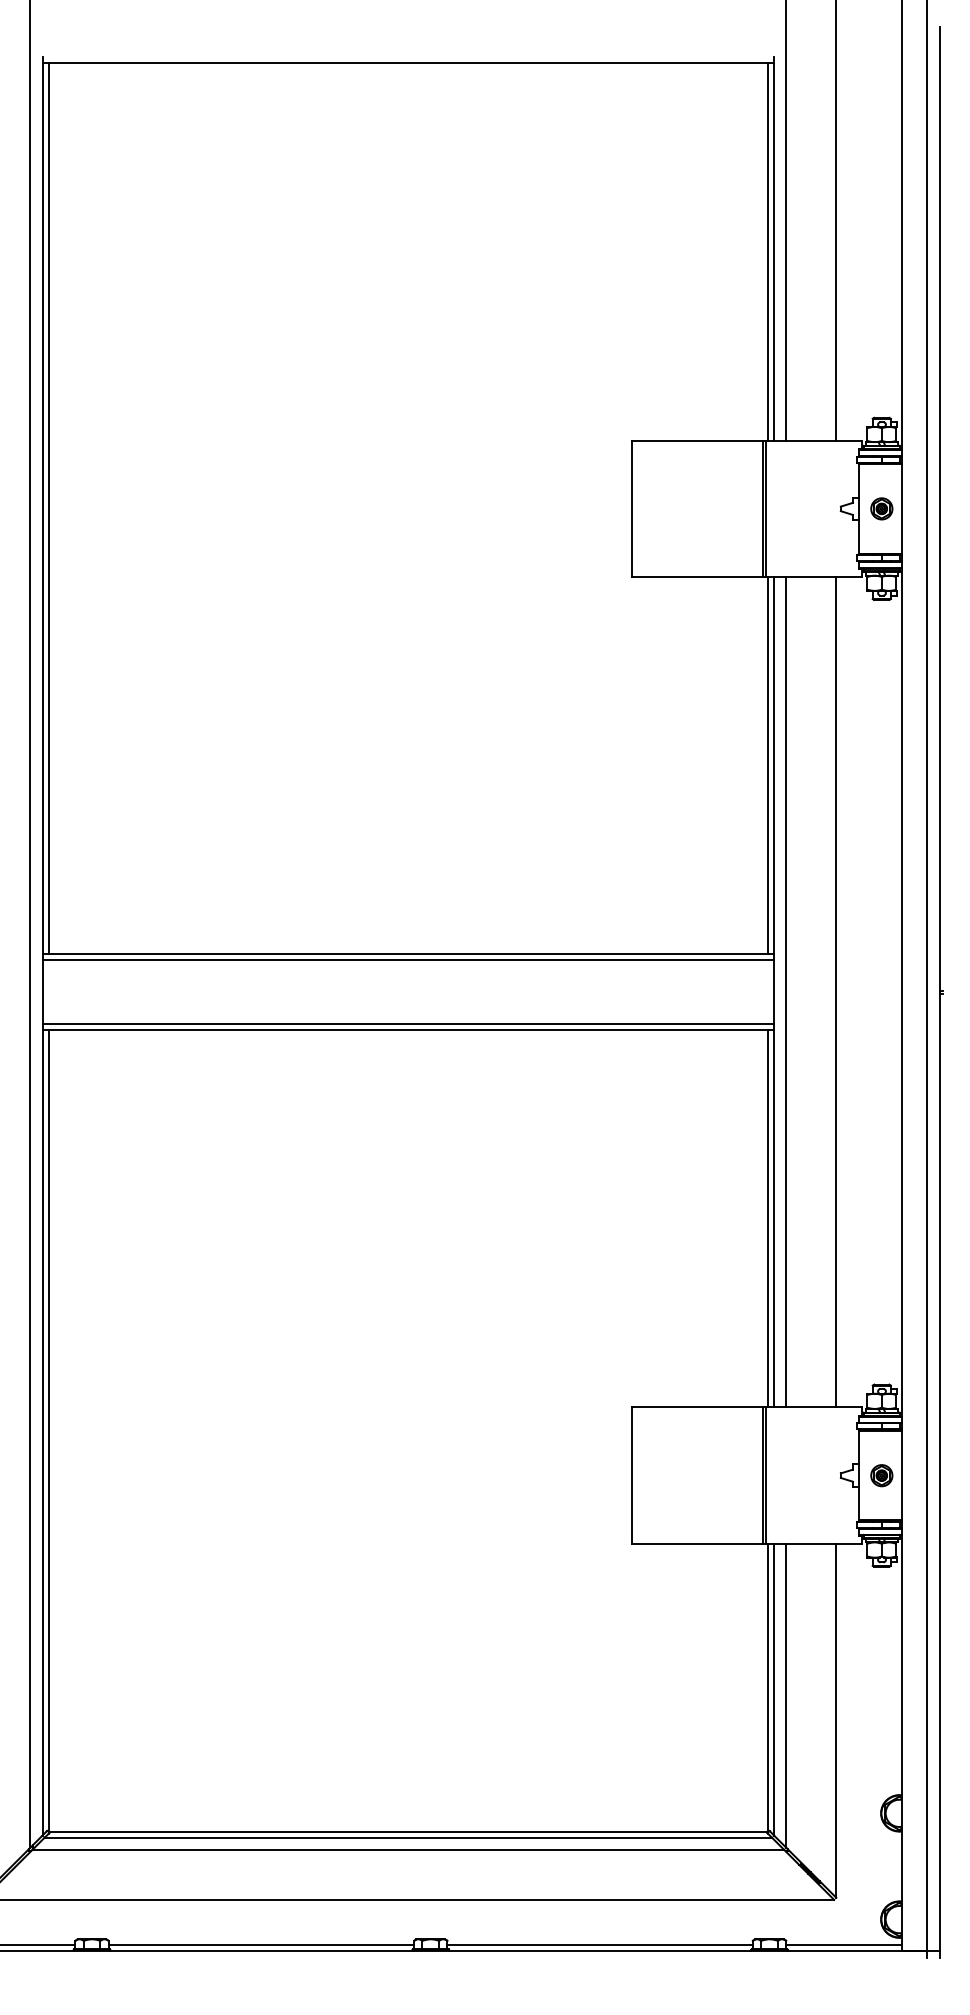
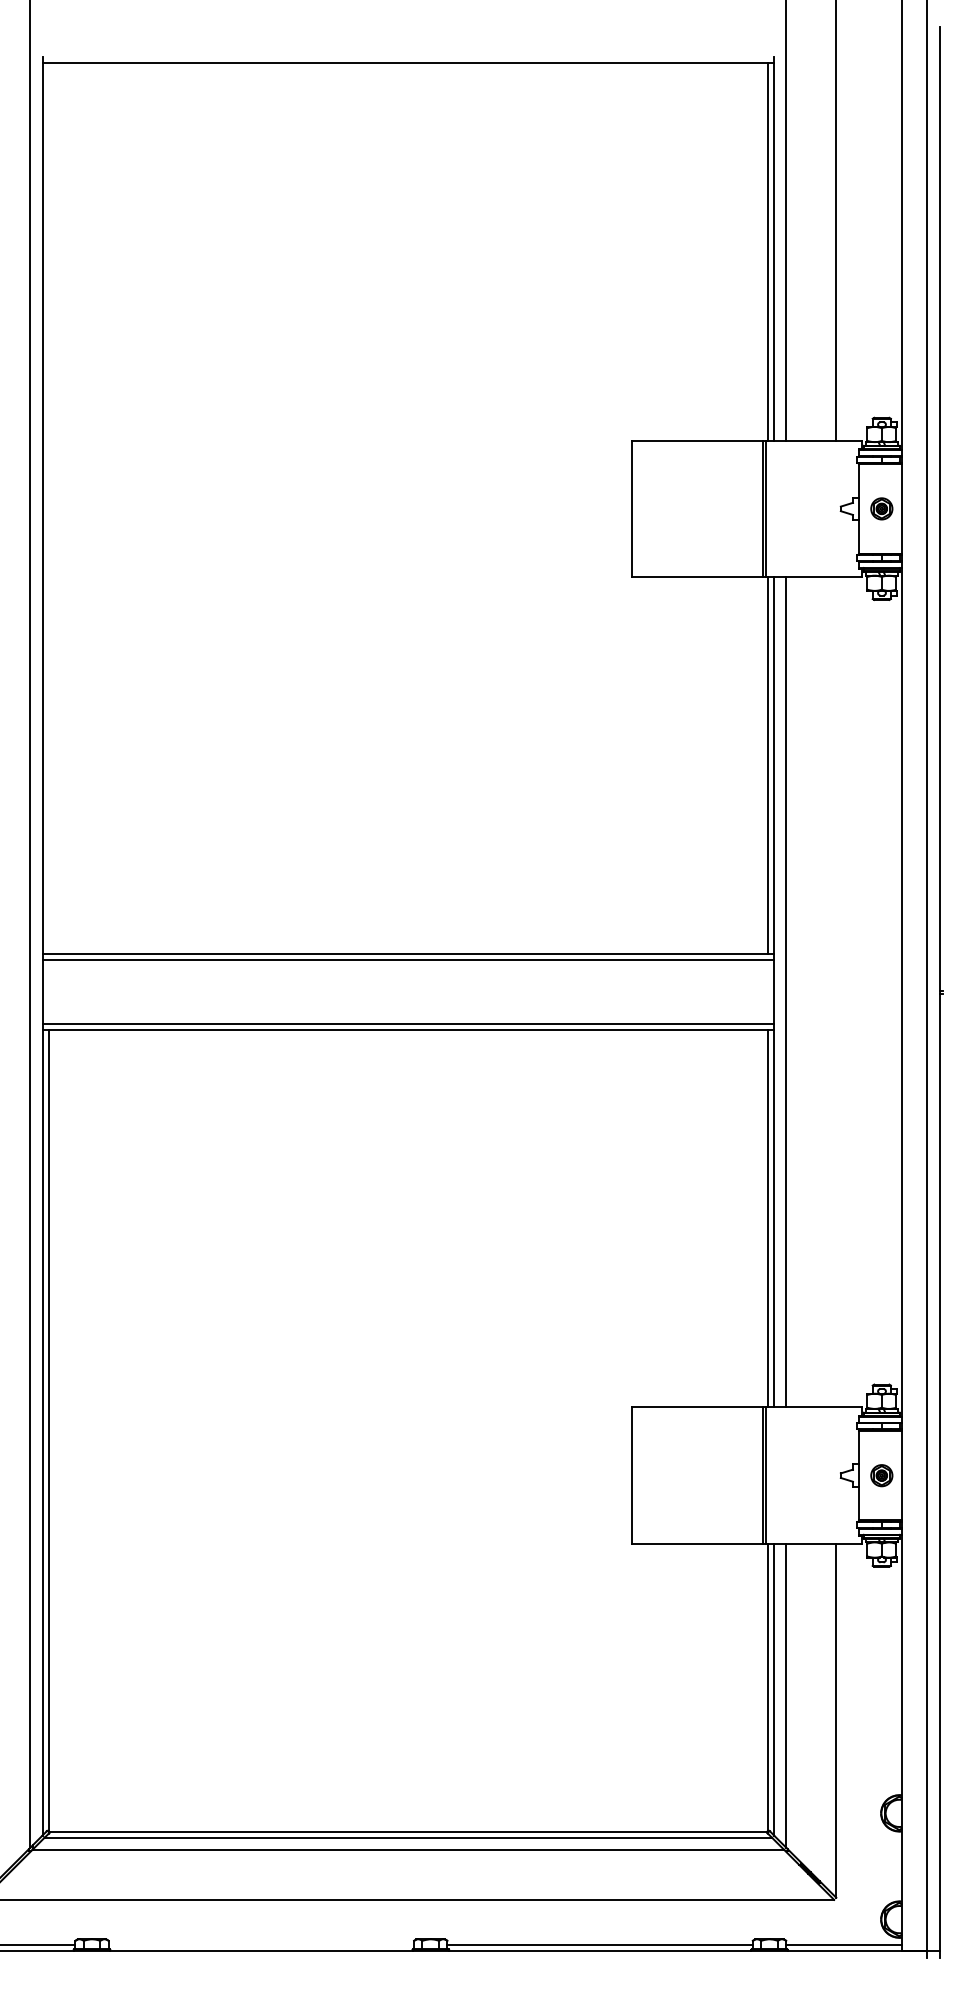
line: present -> none (48, 508)
line: present -> none (836, 992)
line: present -> none (261, 1945)
